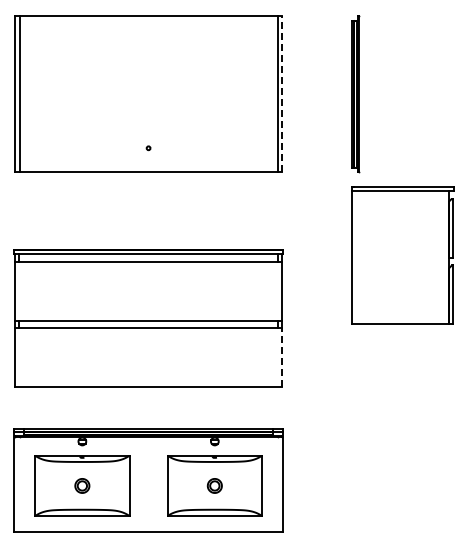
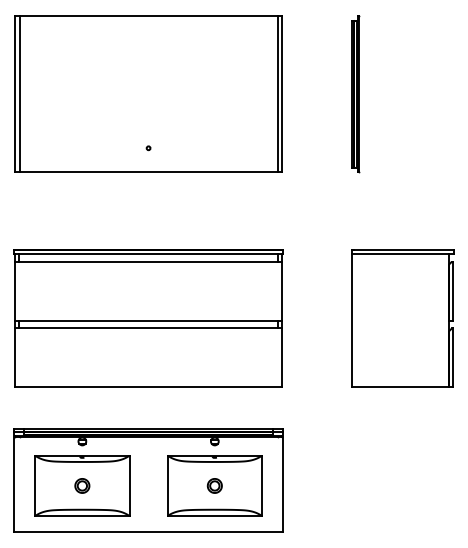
line: dashed -> solid (282, 94)
part position: (402, 255) -> (402, 318) (402, 318)
line: dashed -> solid (282, 357)
